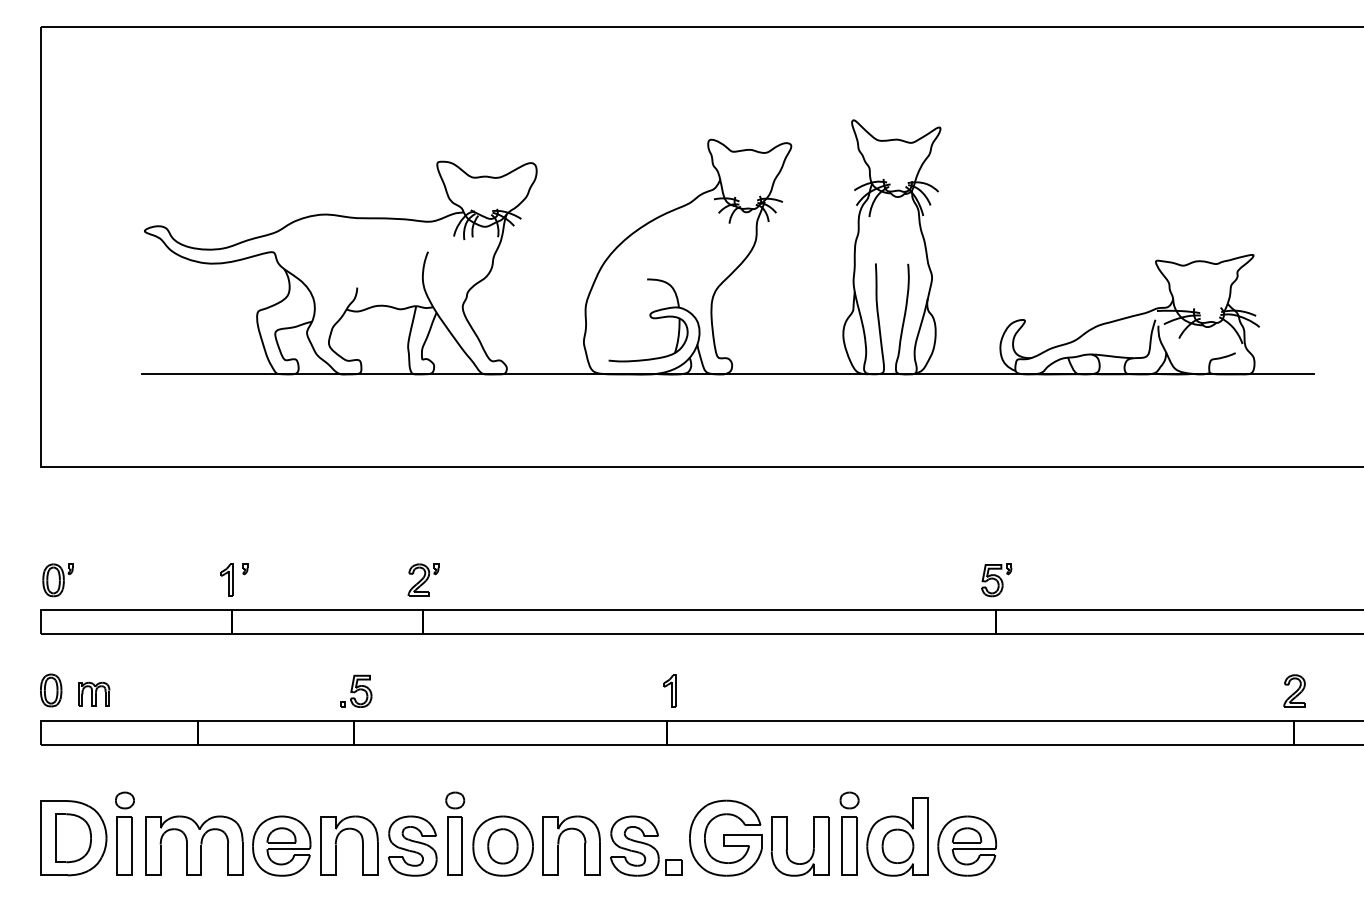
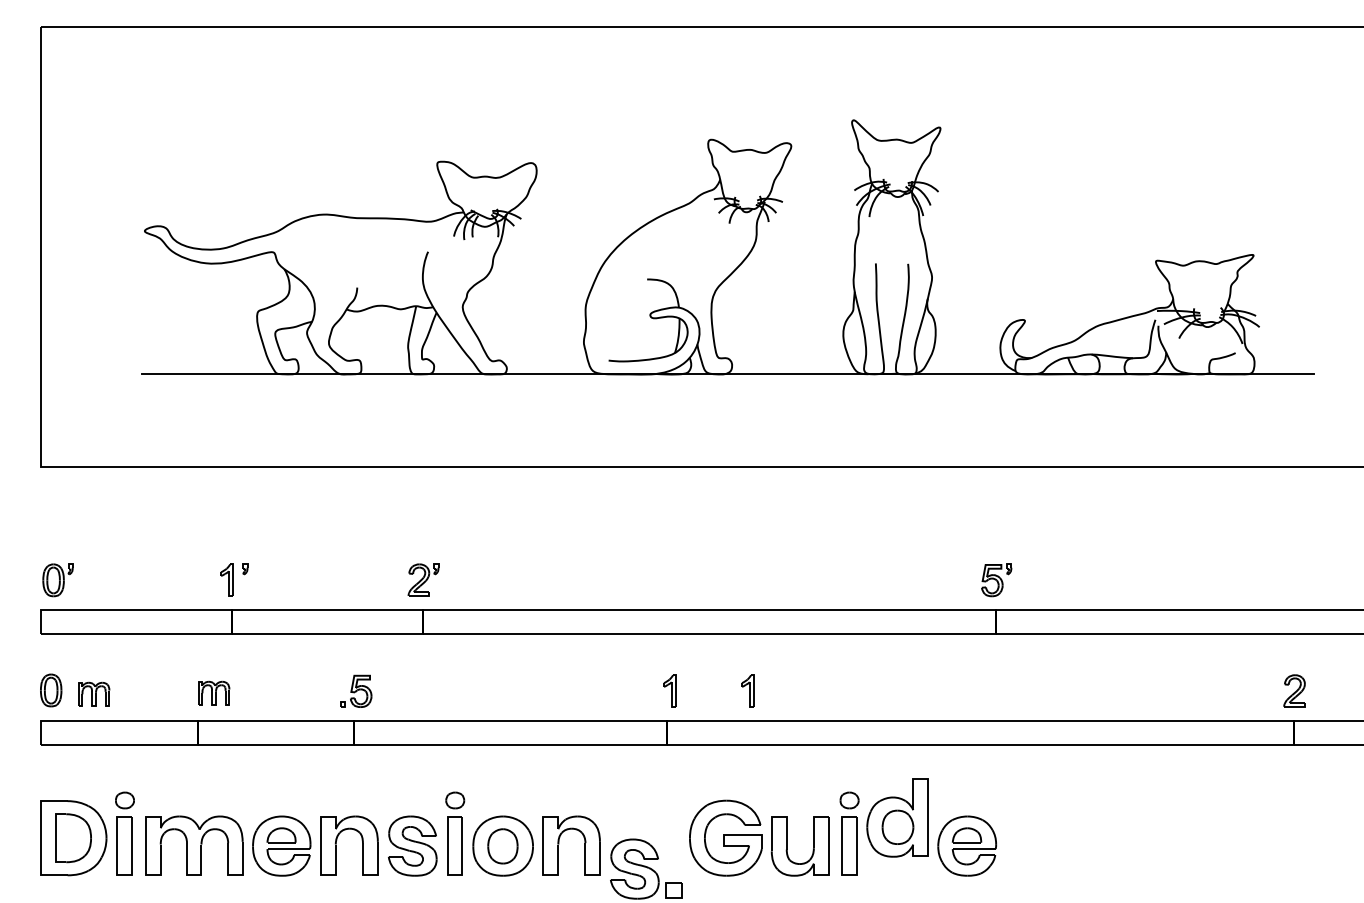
part: none -> present (747, 690)
part: none -> present (214, 692)
part position: (897, 836) -> (897, 817) (897, 817)
part position: (646, 845) -> (646, 868) (646, 868)
